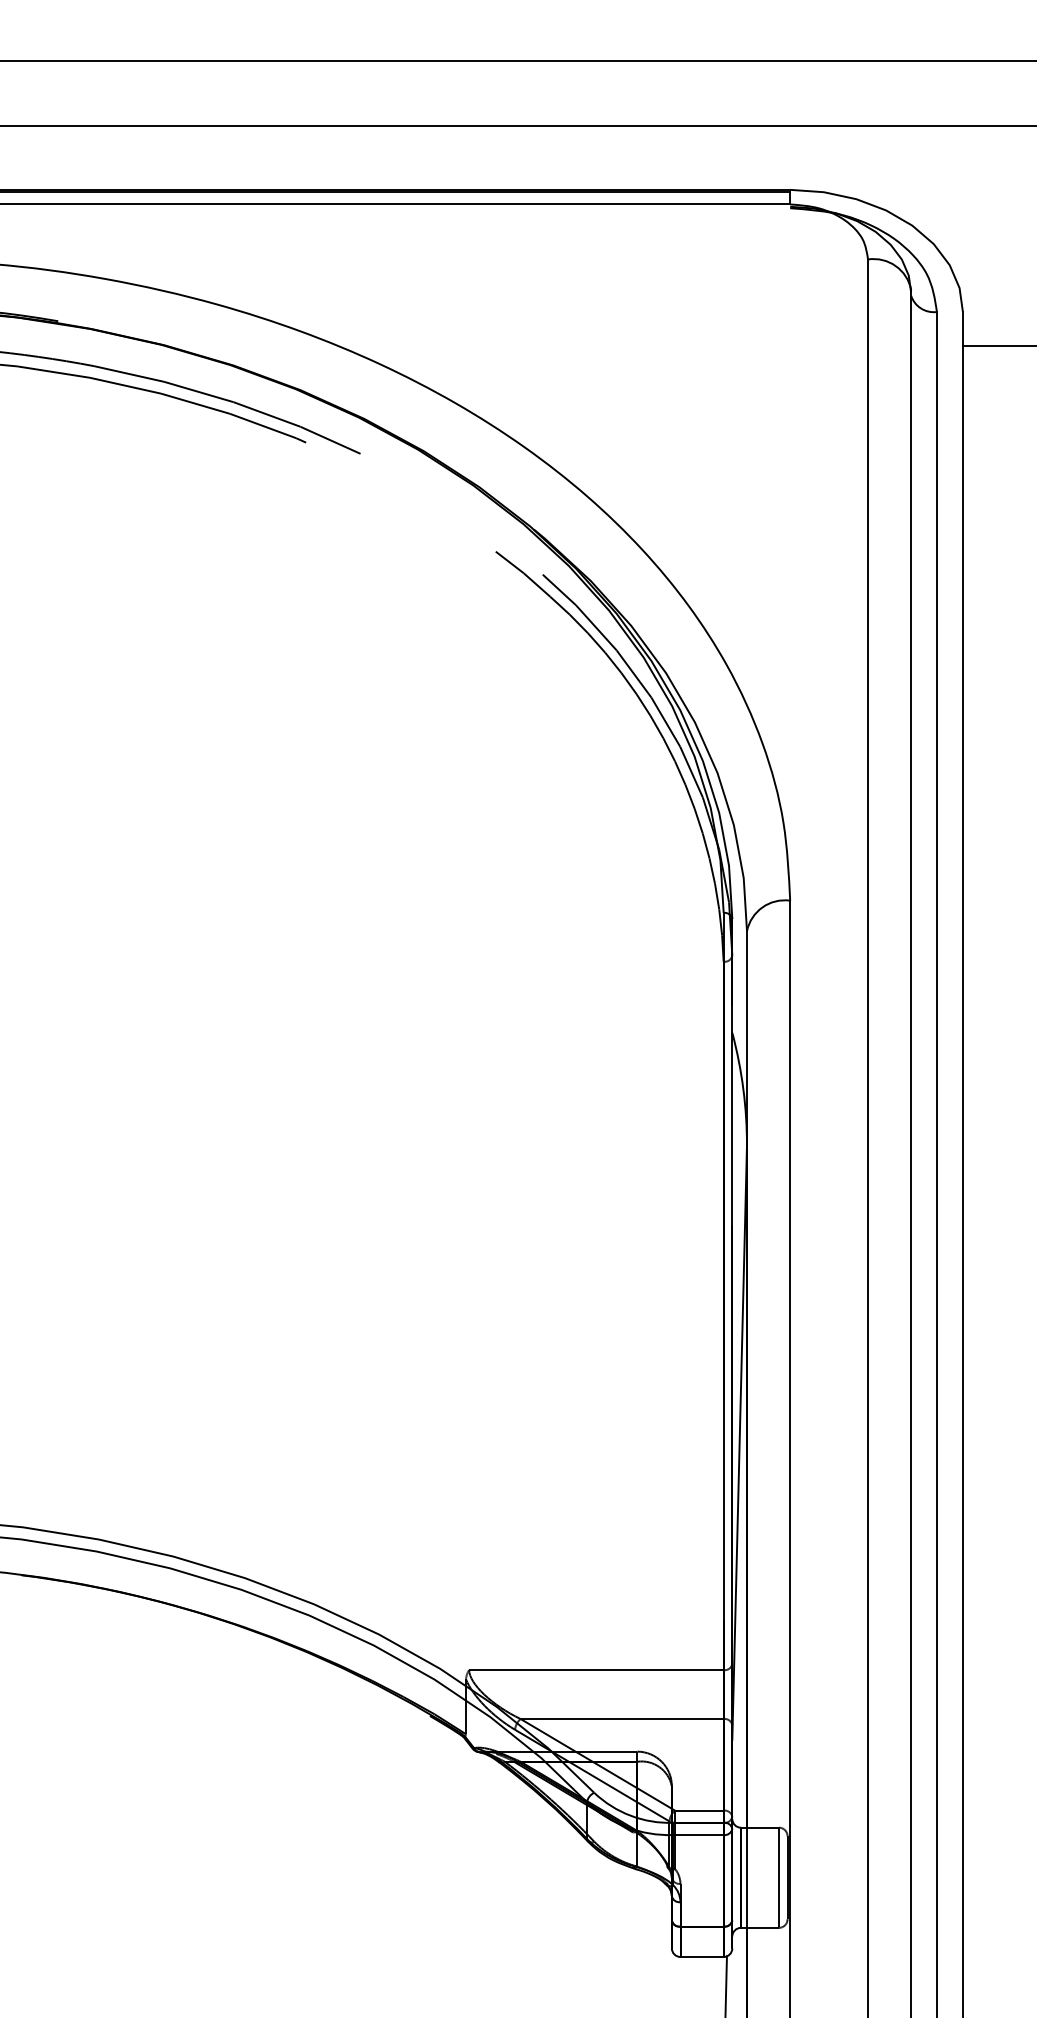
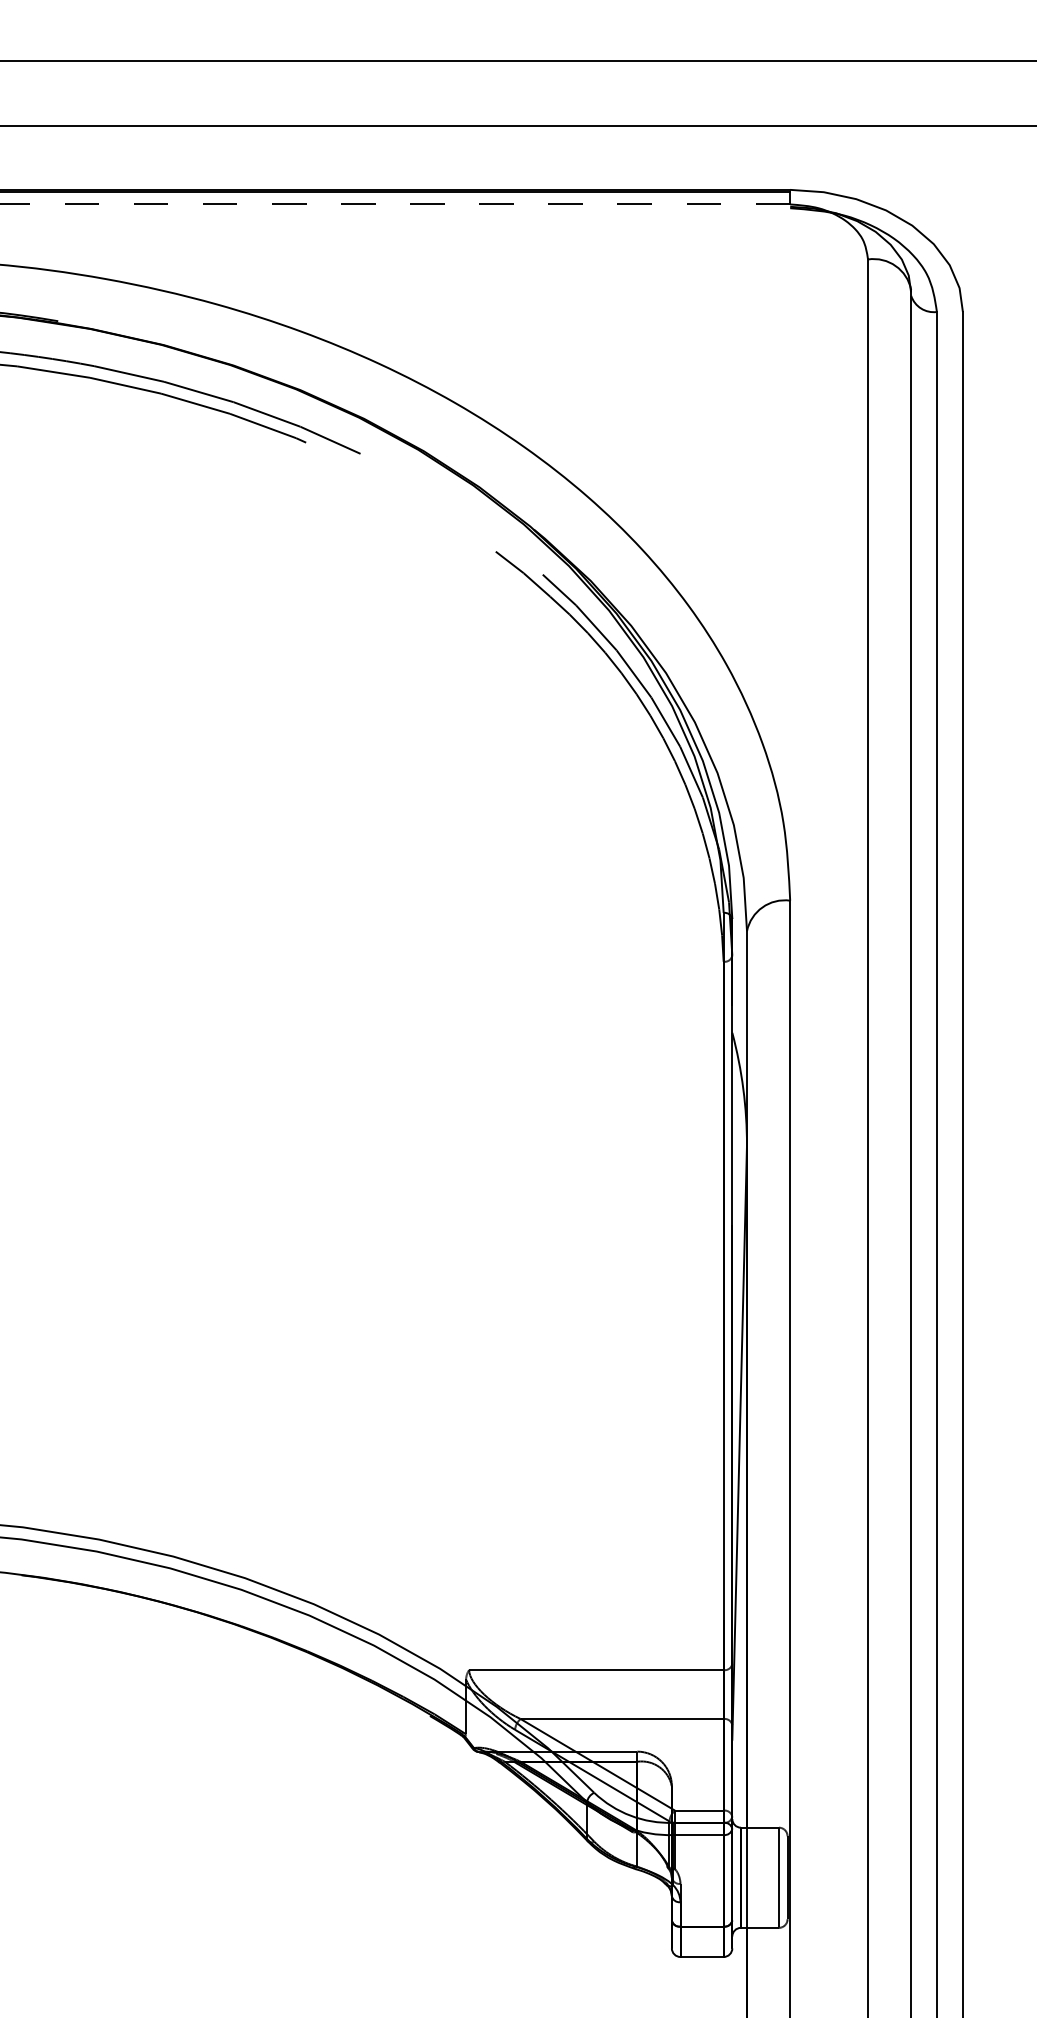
line: solid -> dashed (395, 204)
line: present -> none (997, 346)
line: present -> none (725, 1985)
